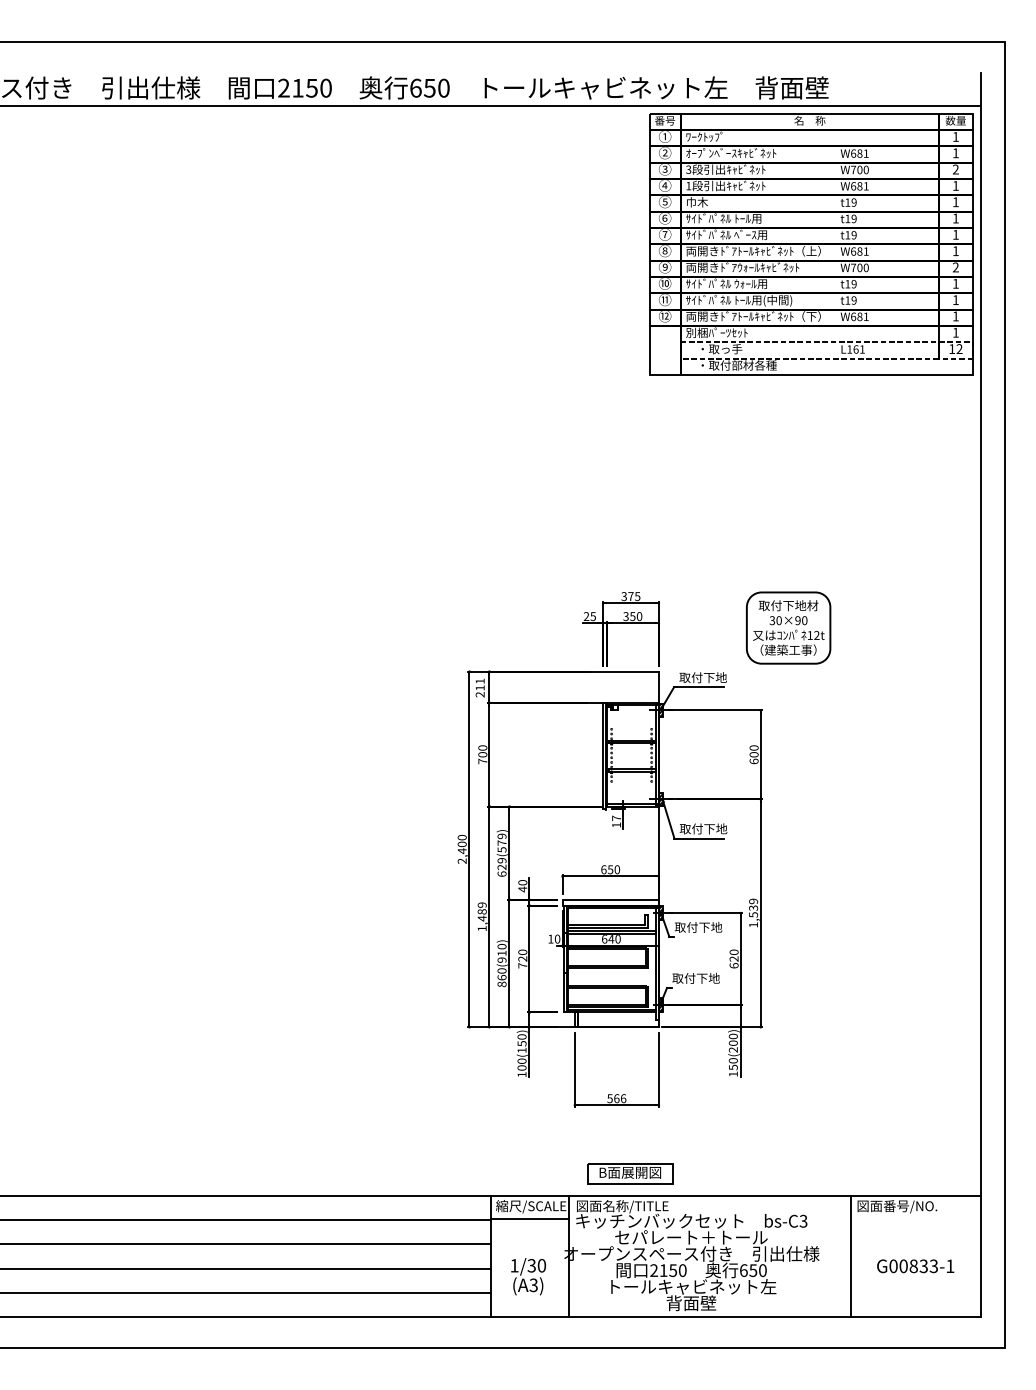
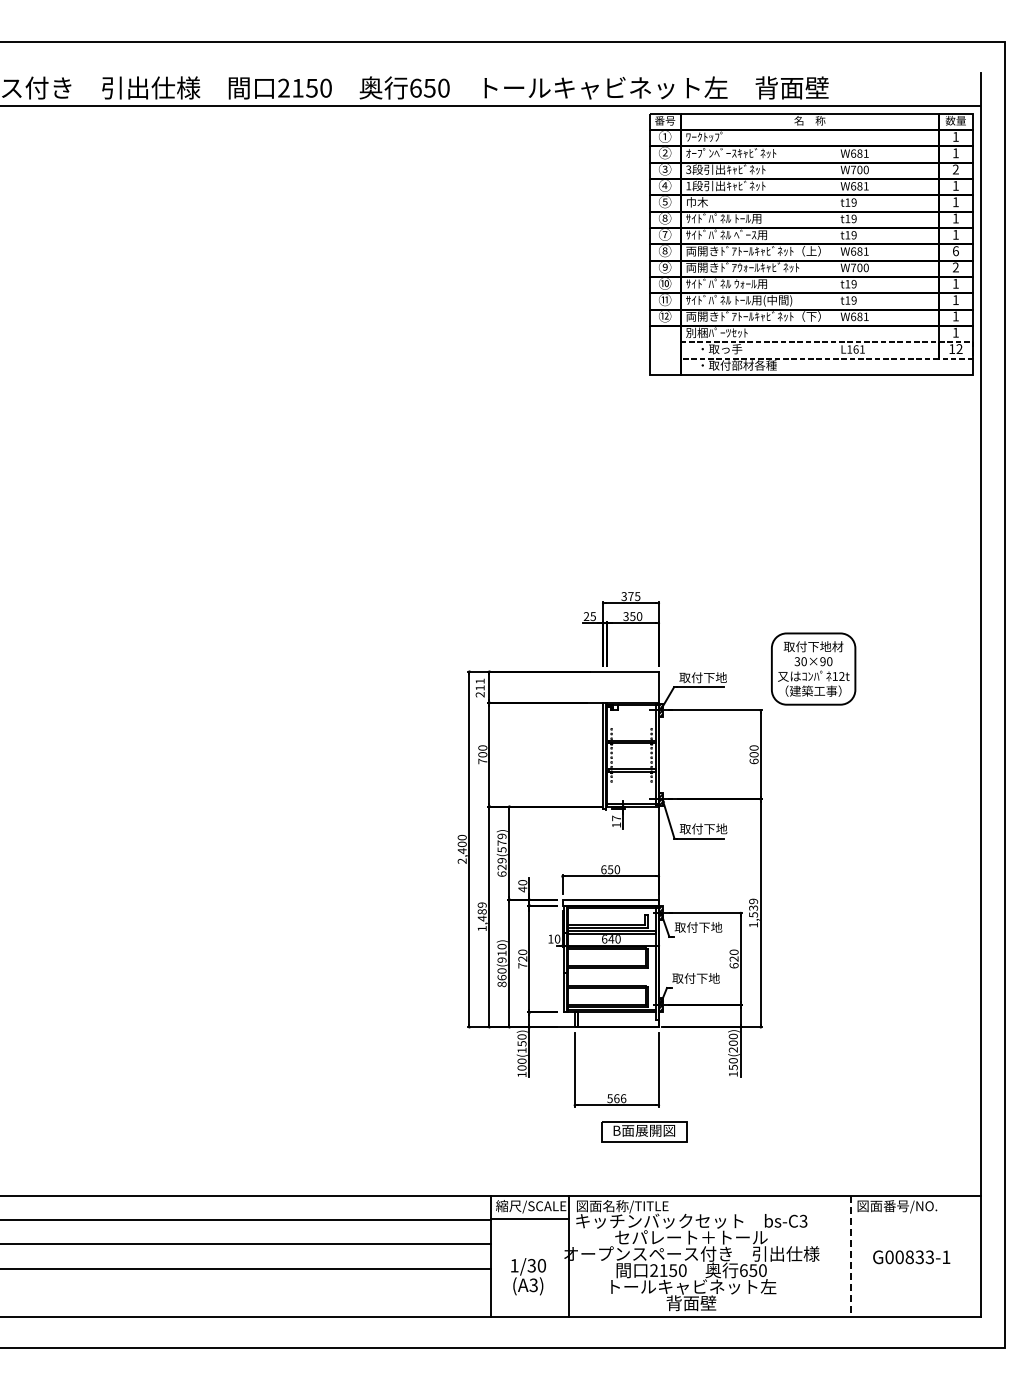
text: ⑥ -> ⑧ (664, 218)
text: 1 -> 6 (955, 251)
part position: (788, 627) -> (813, 668) (813, 668)
part position: (630, 1173) -> (644, 1131) (644, 1131)
line: solid -> dashed (850, 1256)
text position: (915, 1266) -> (911, 1257) (911, 1257)
line: present -> none (246, 1292)
